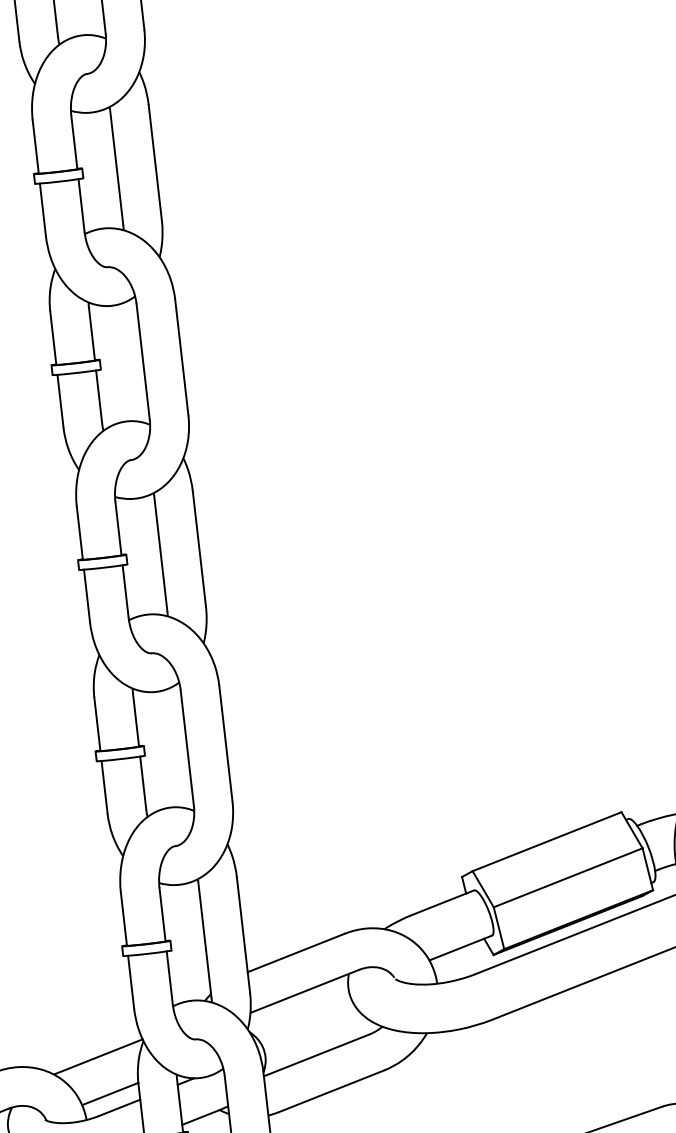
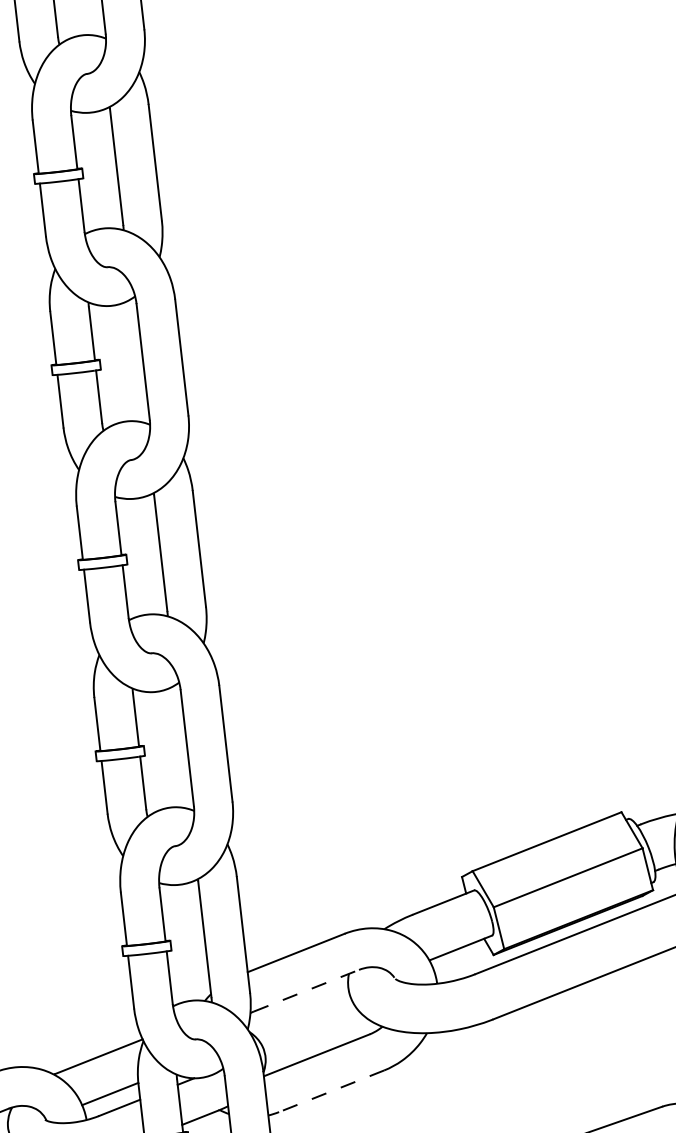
line: solid -> dashed (306, 990)
line: solid -> dashed (331, 1091)
